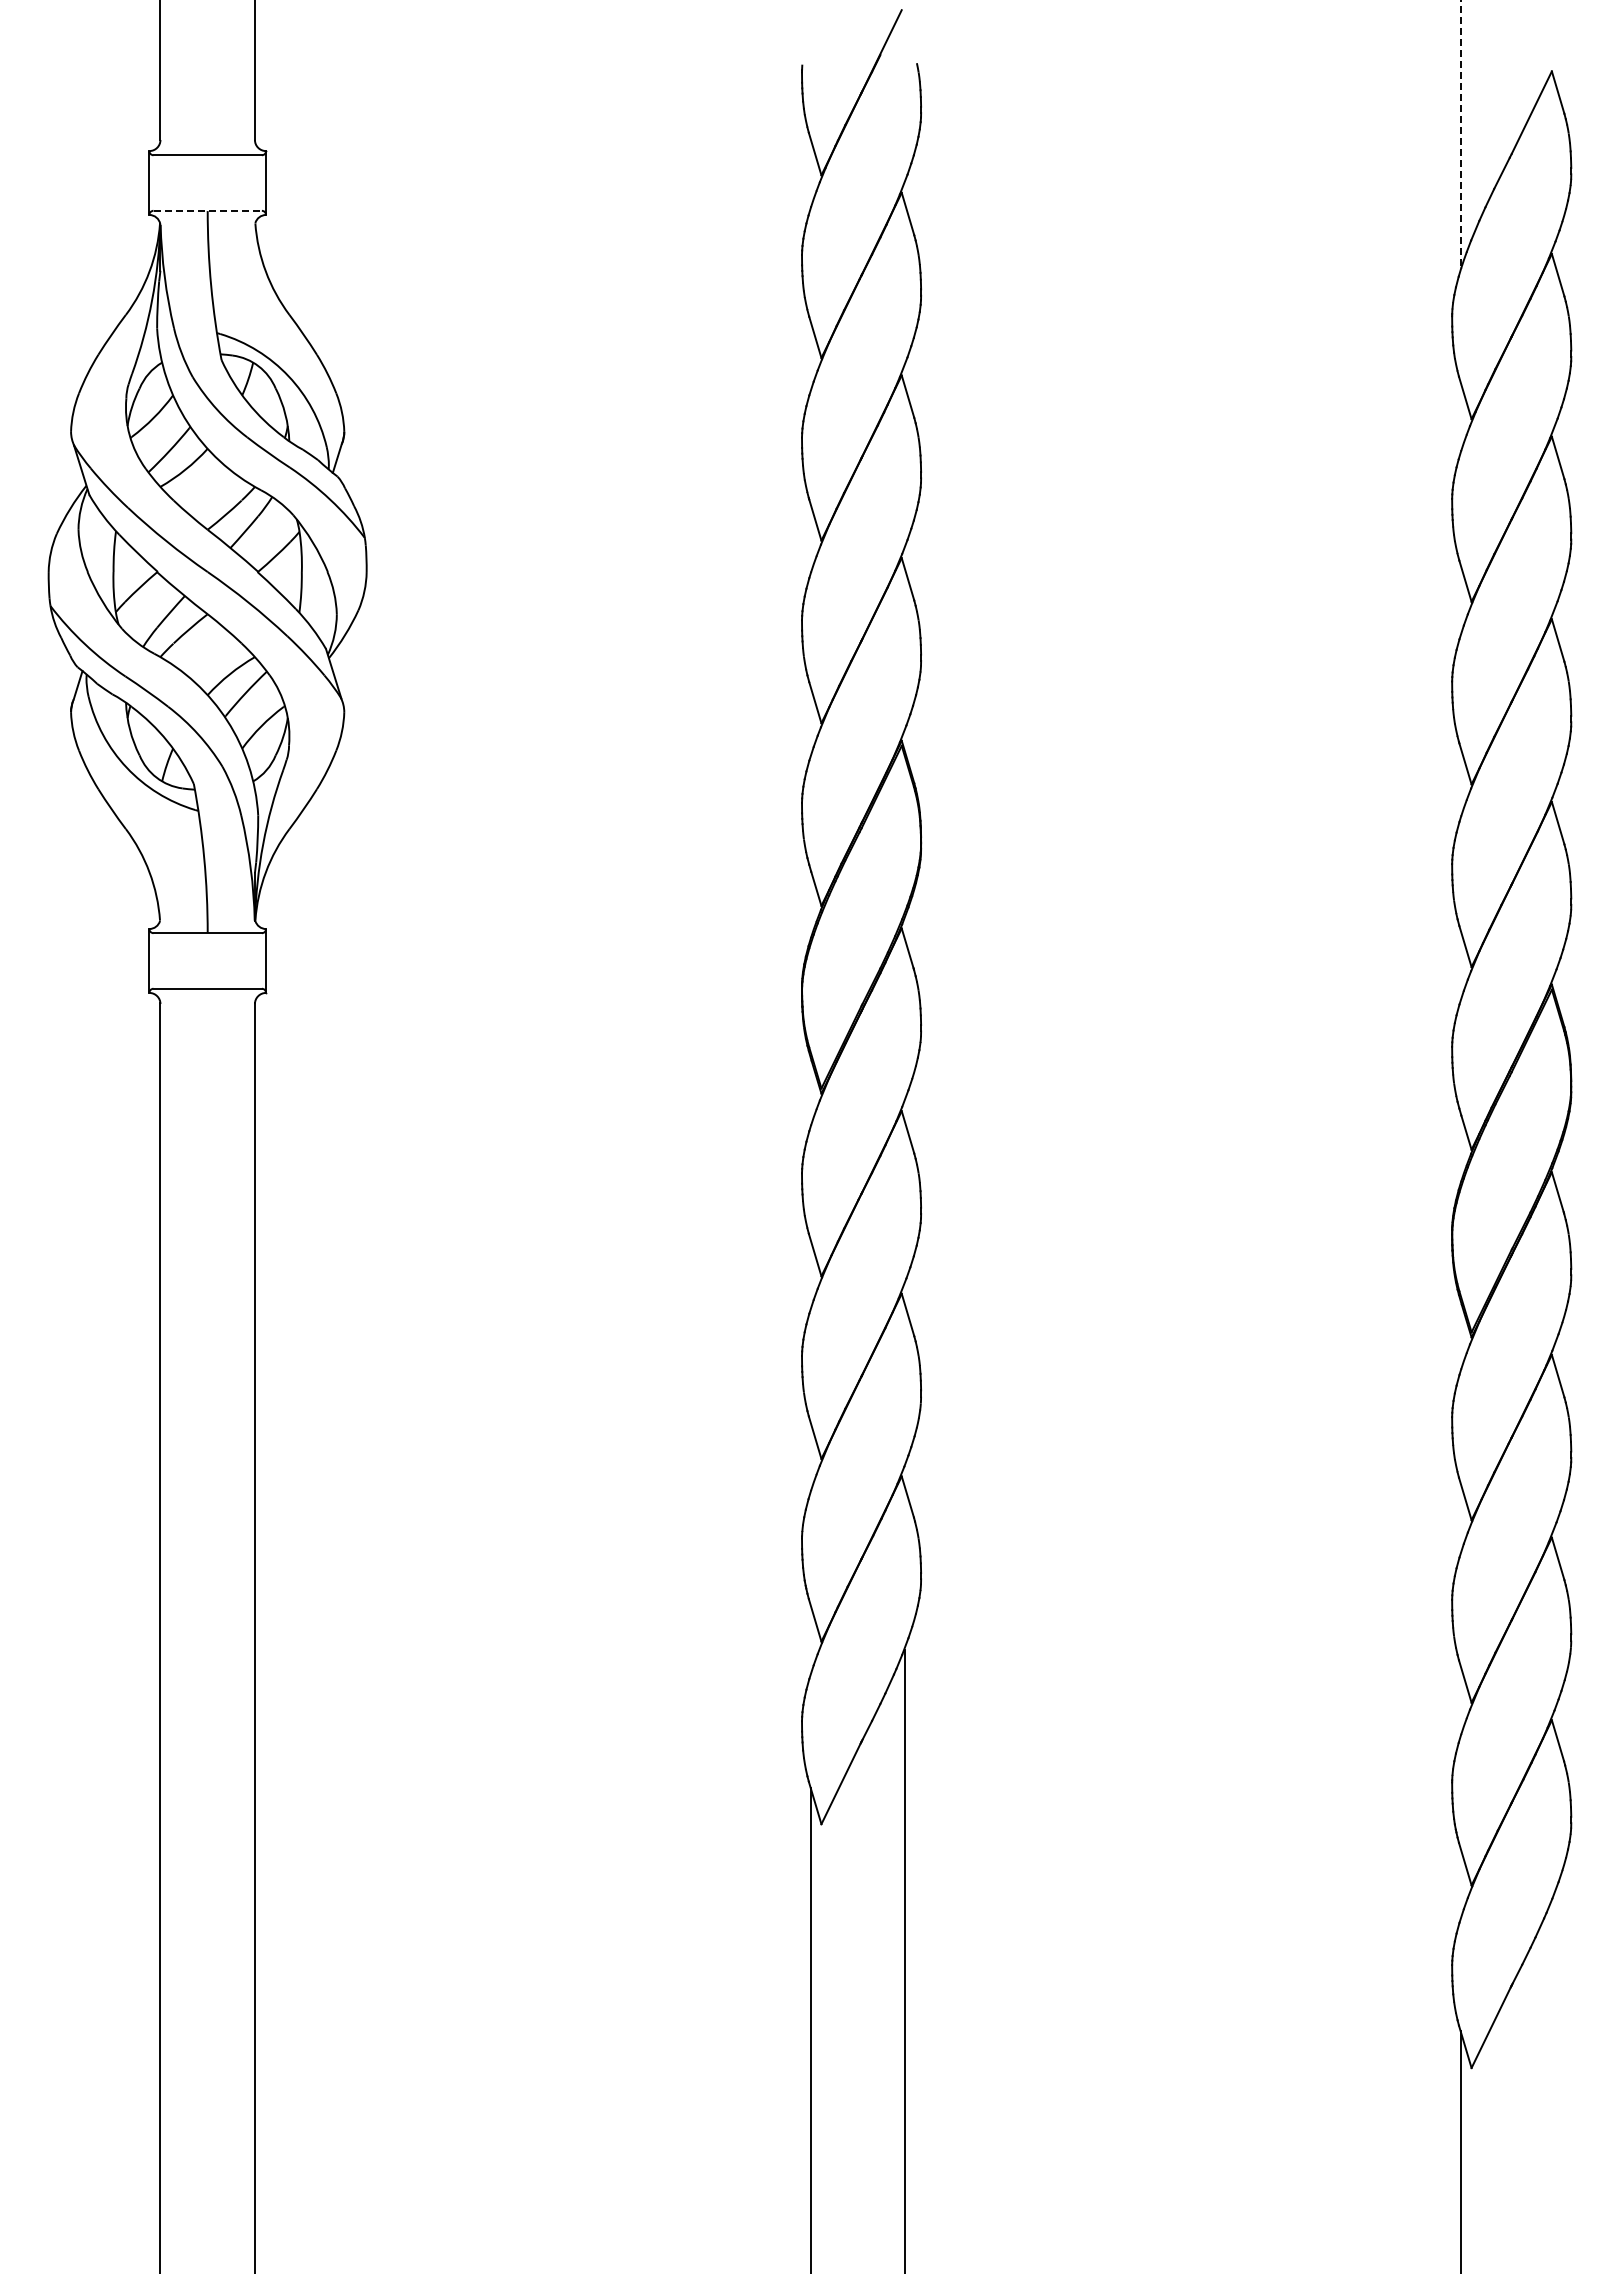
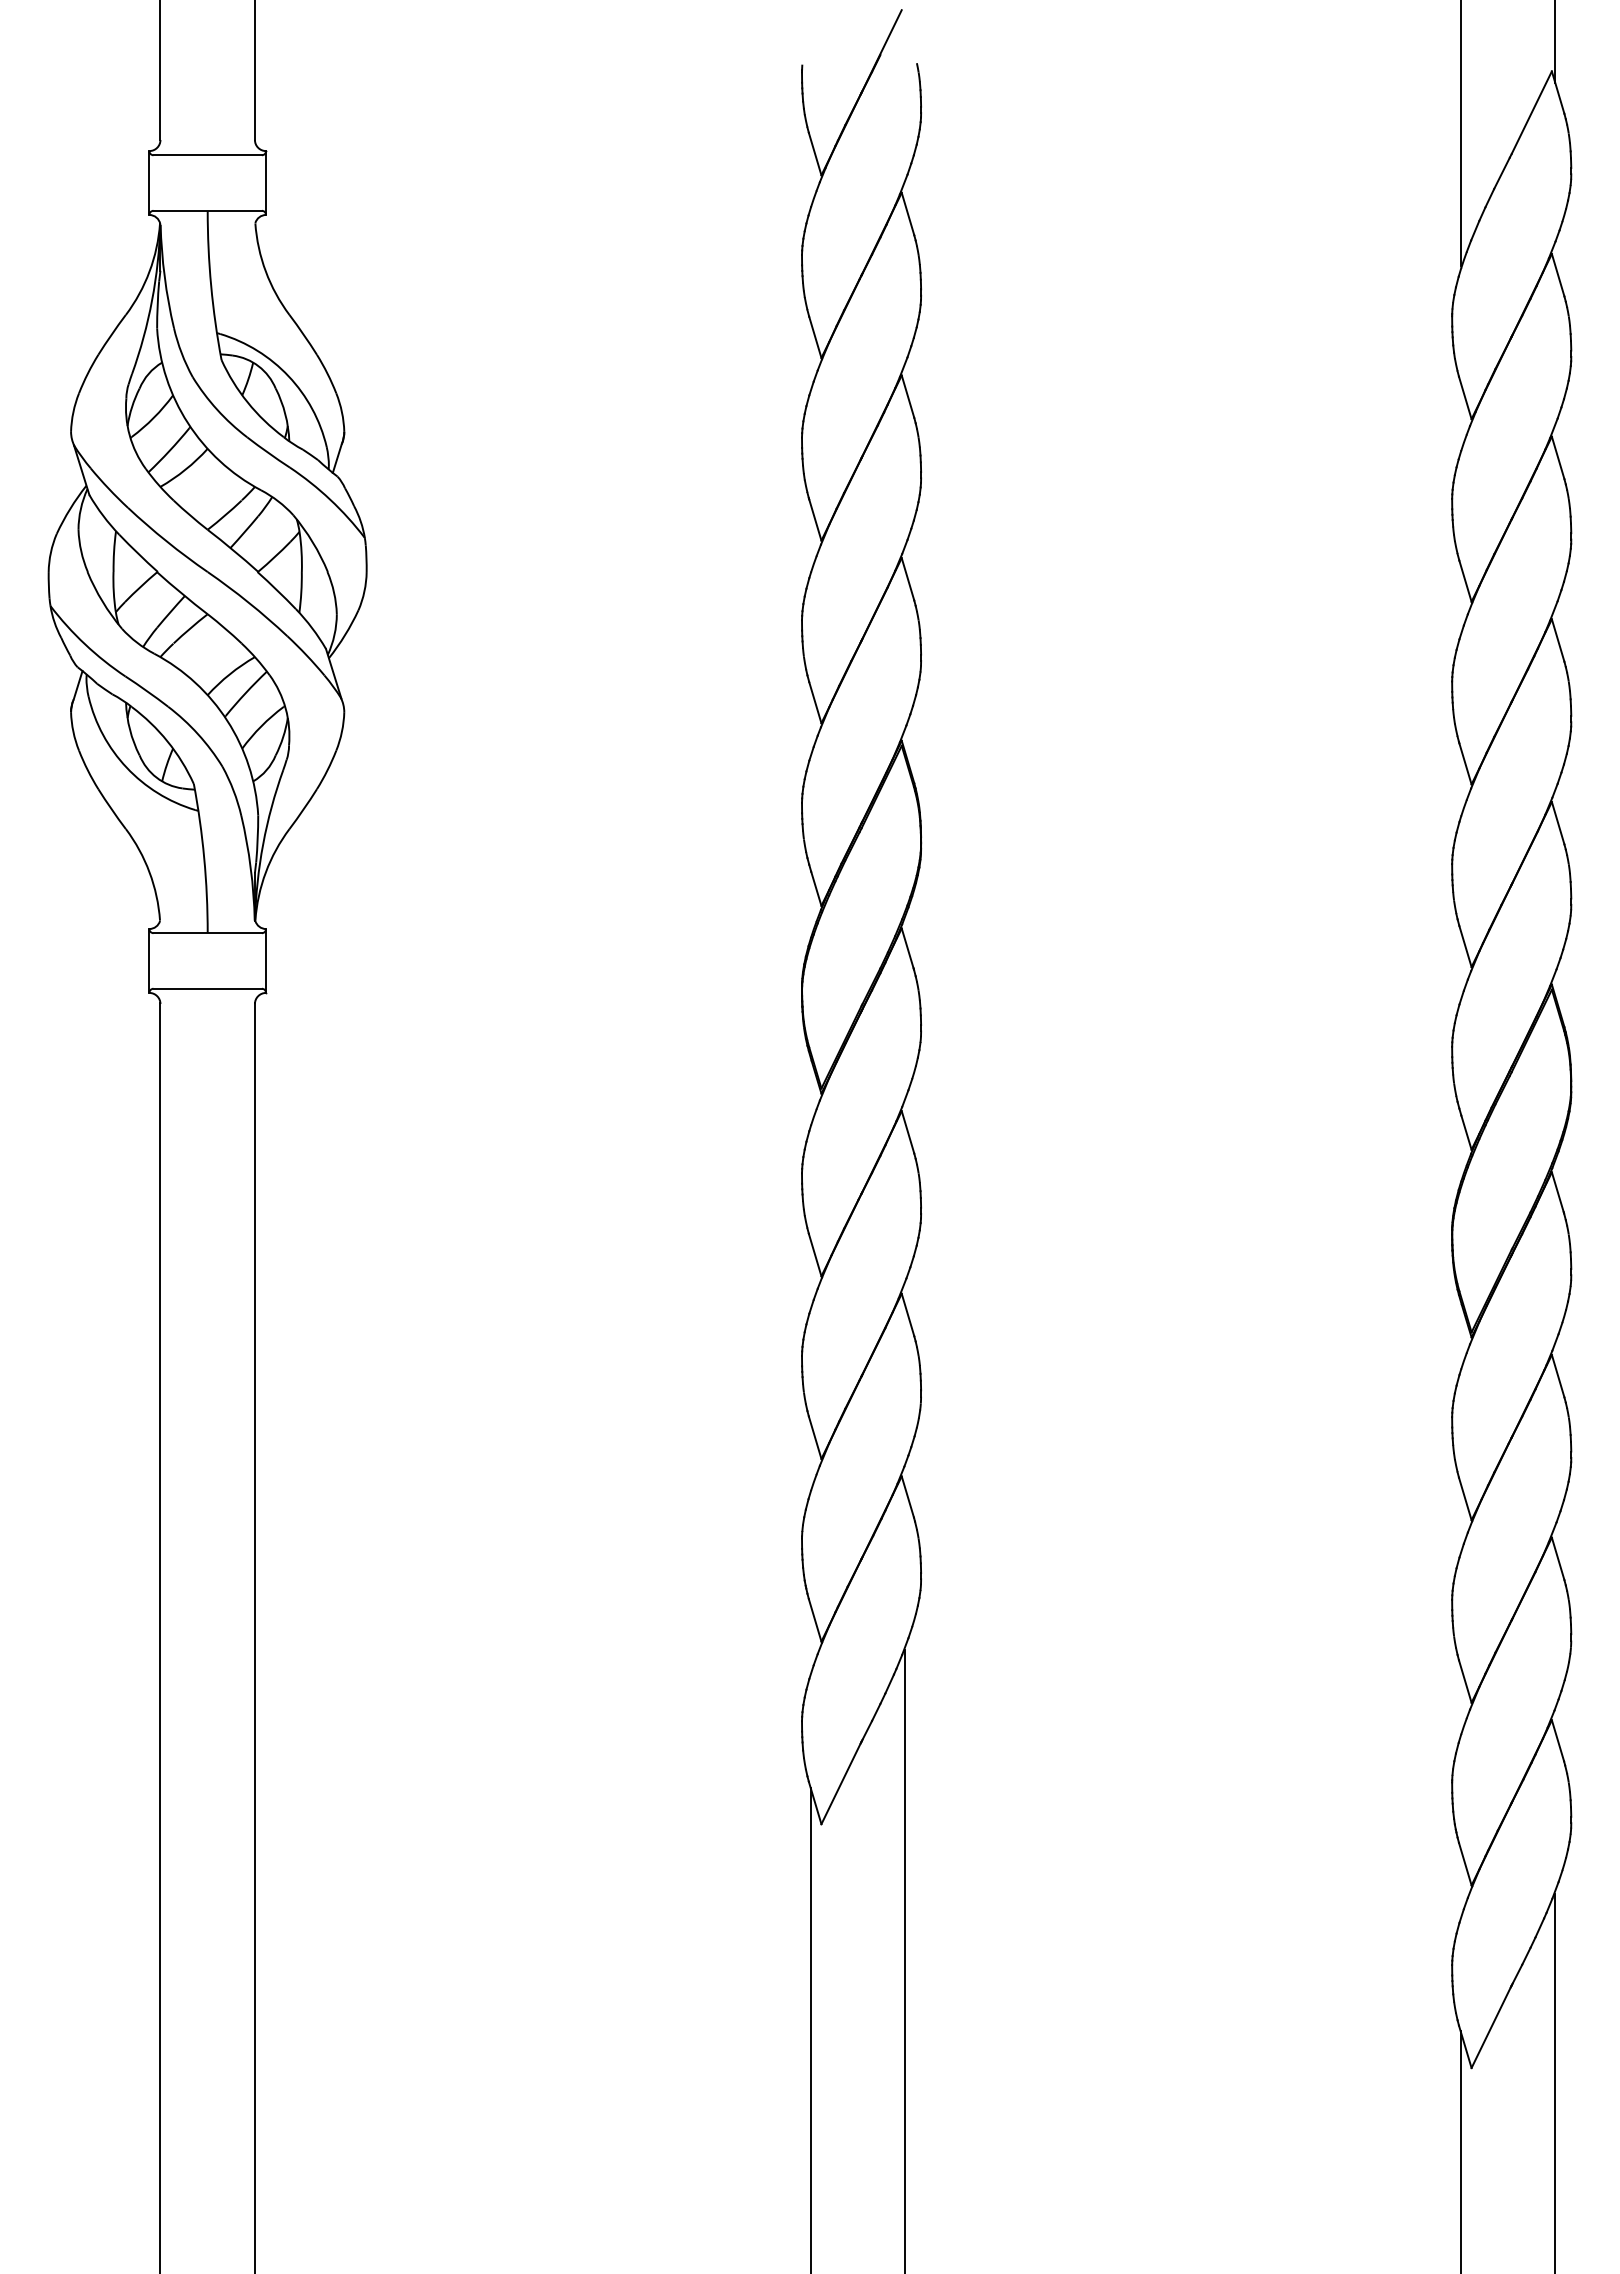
line: none -> present (1555, 42)
line: dashed -> solid (1460, 132)
line: dashed -> solid (208, 210)
line: none -> present (1555, 2082)
